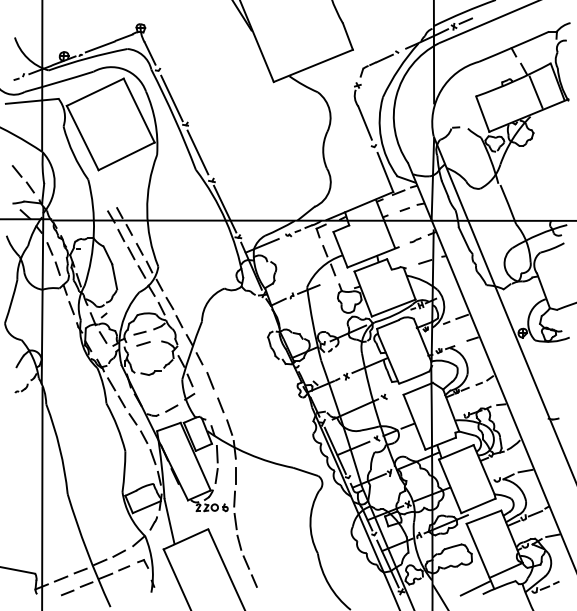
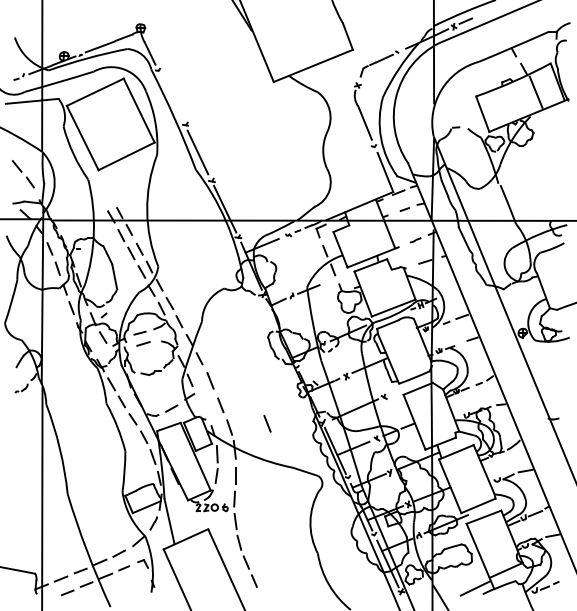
line: present -> none (171, 98)
part position: (23, 179) -> (23, 174) (23, 174)
line: none -> present (267, 423)
